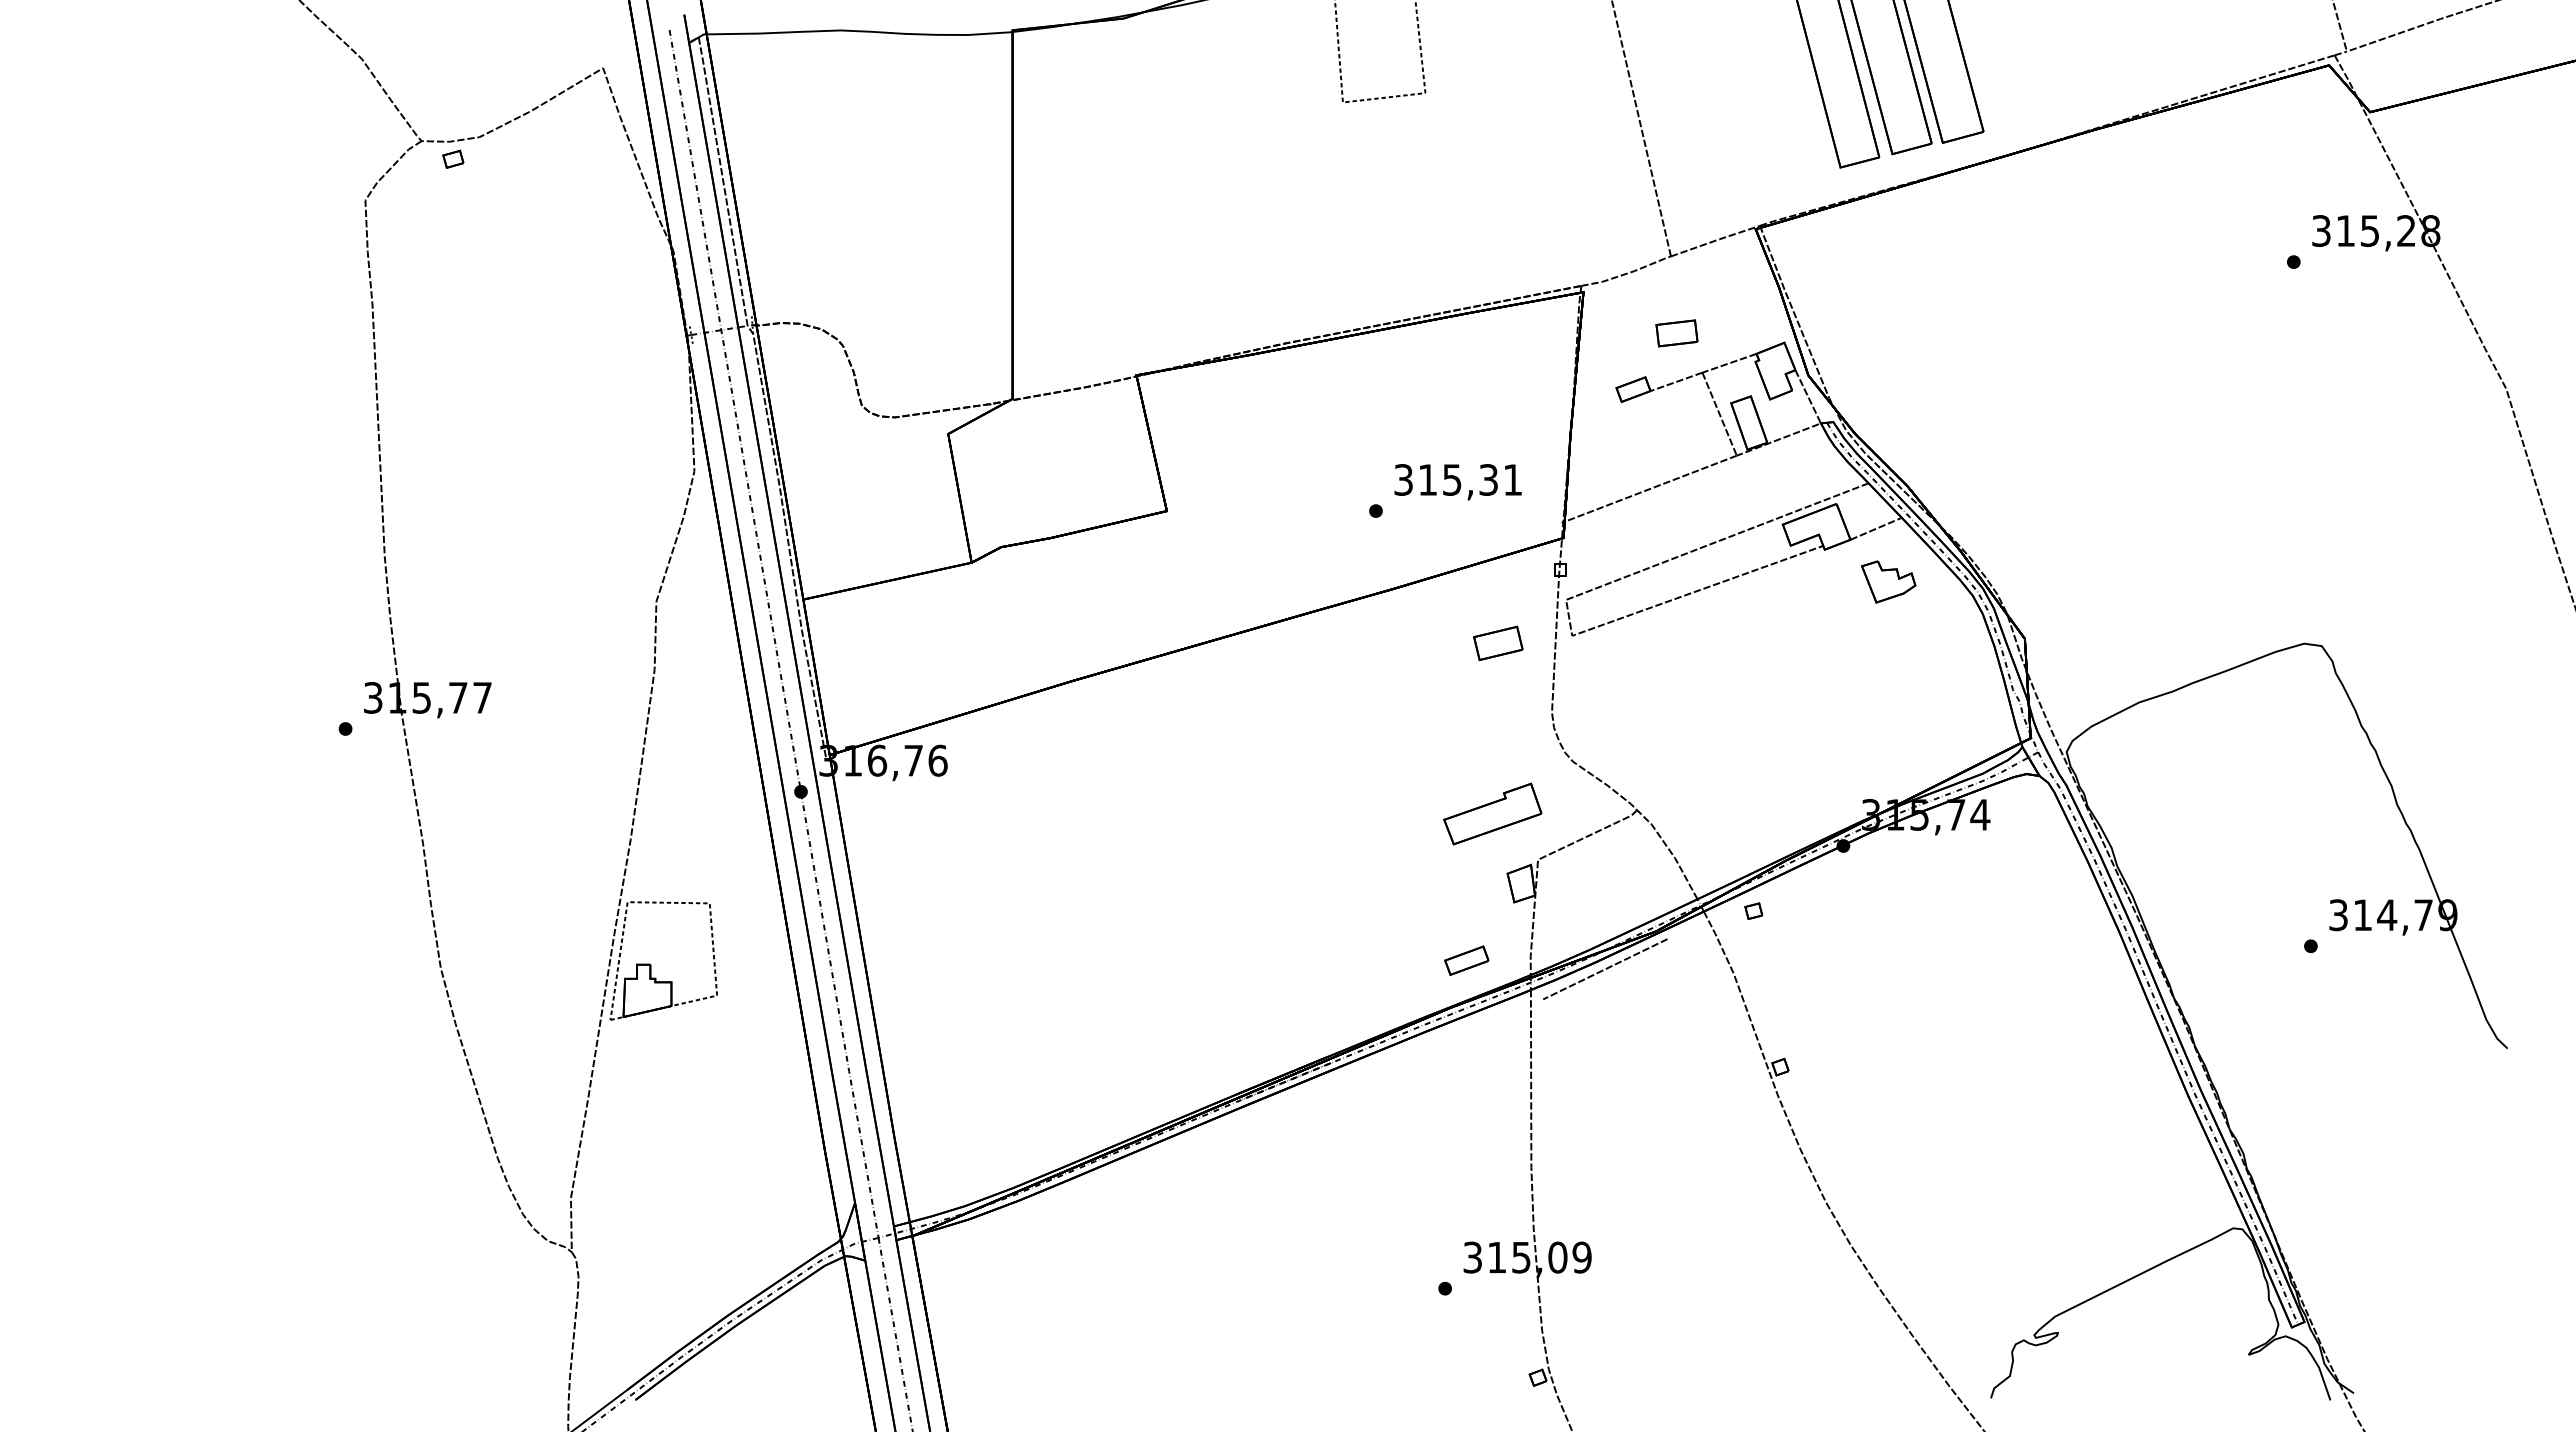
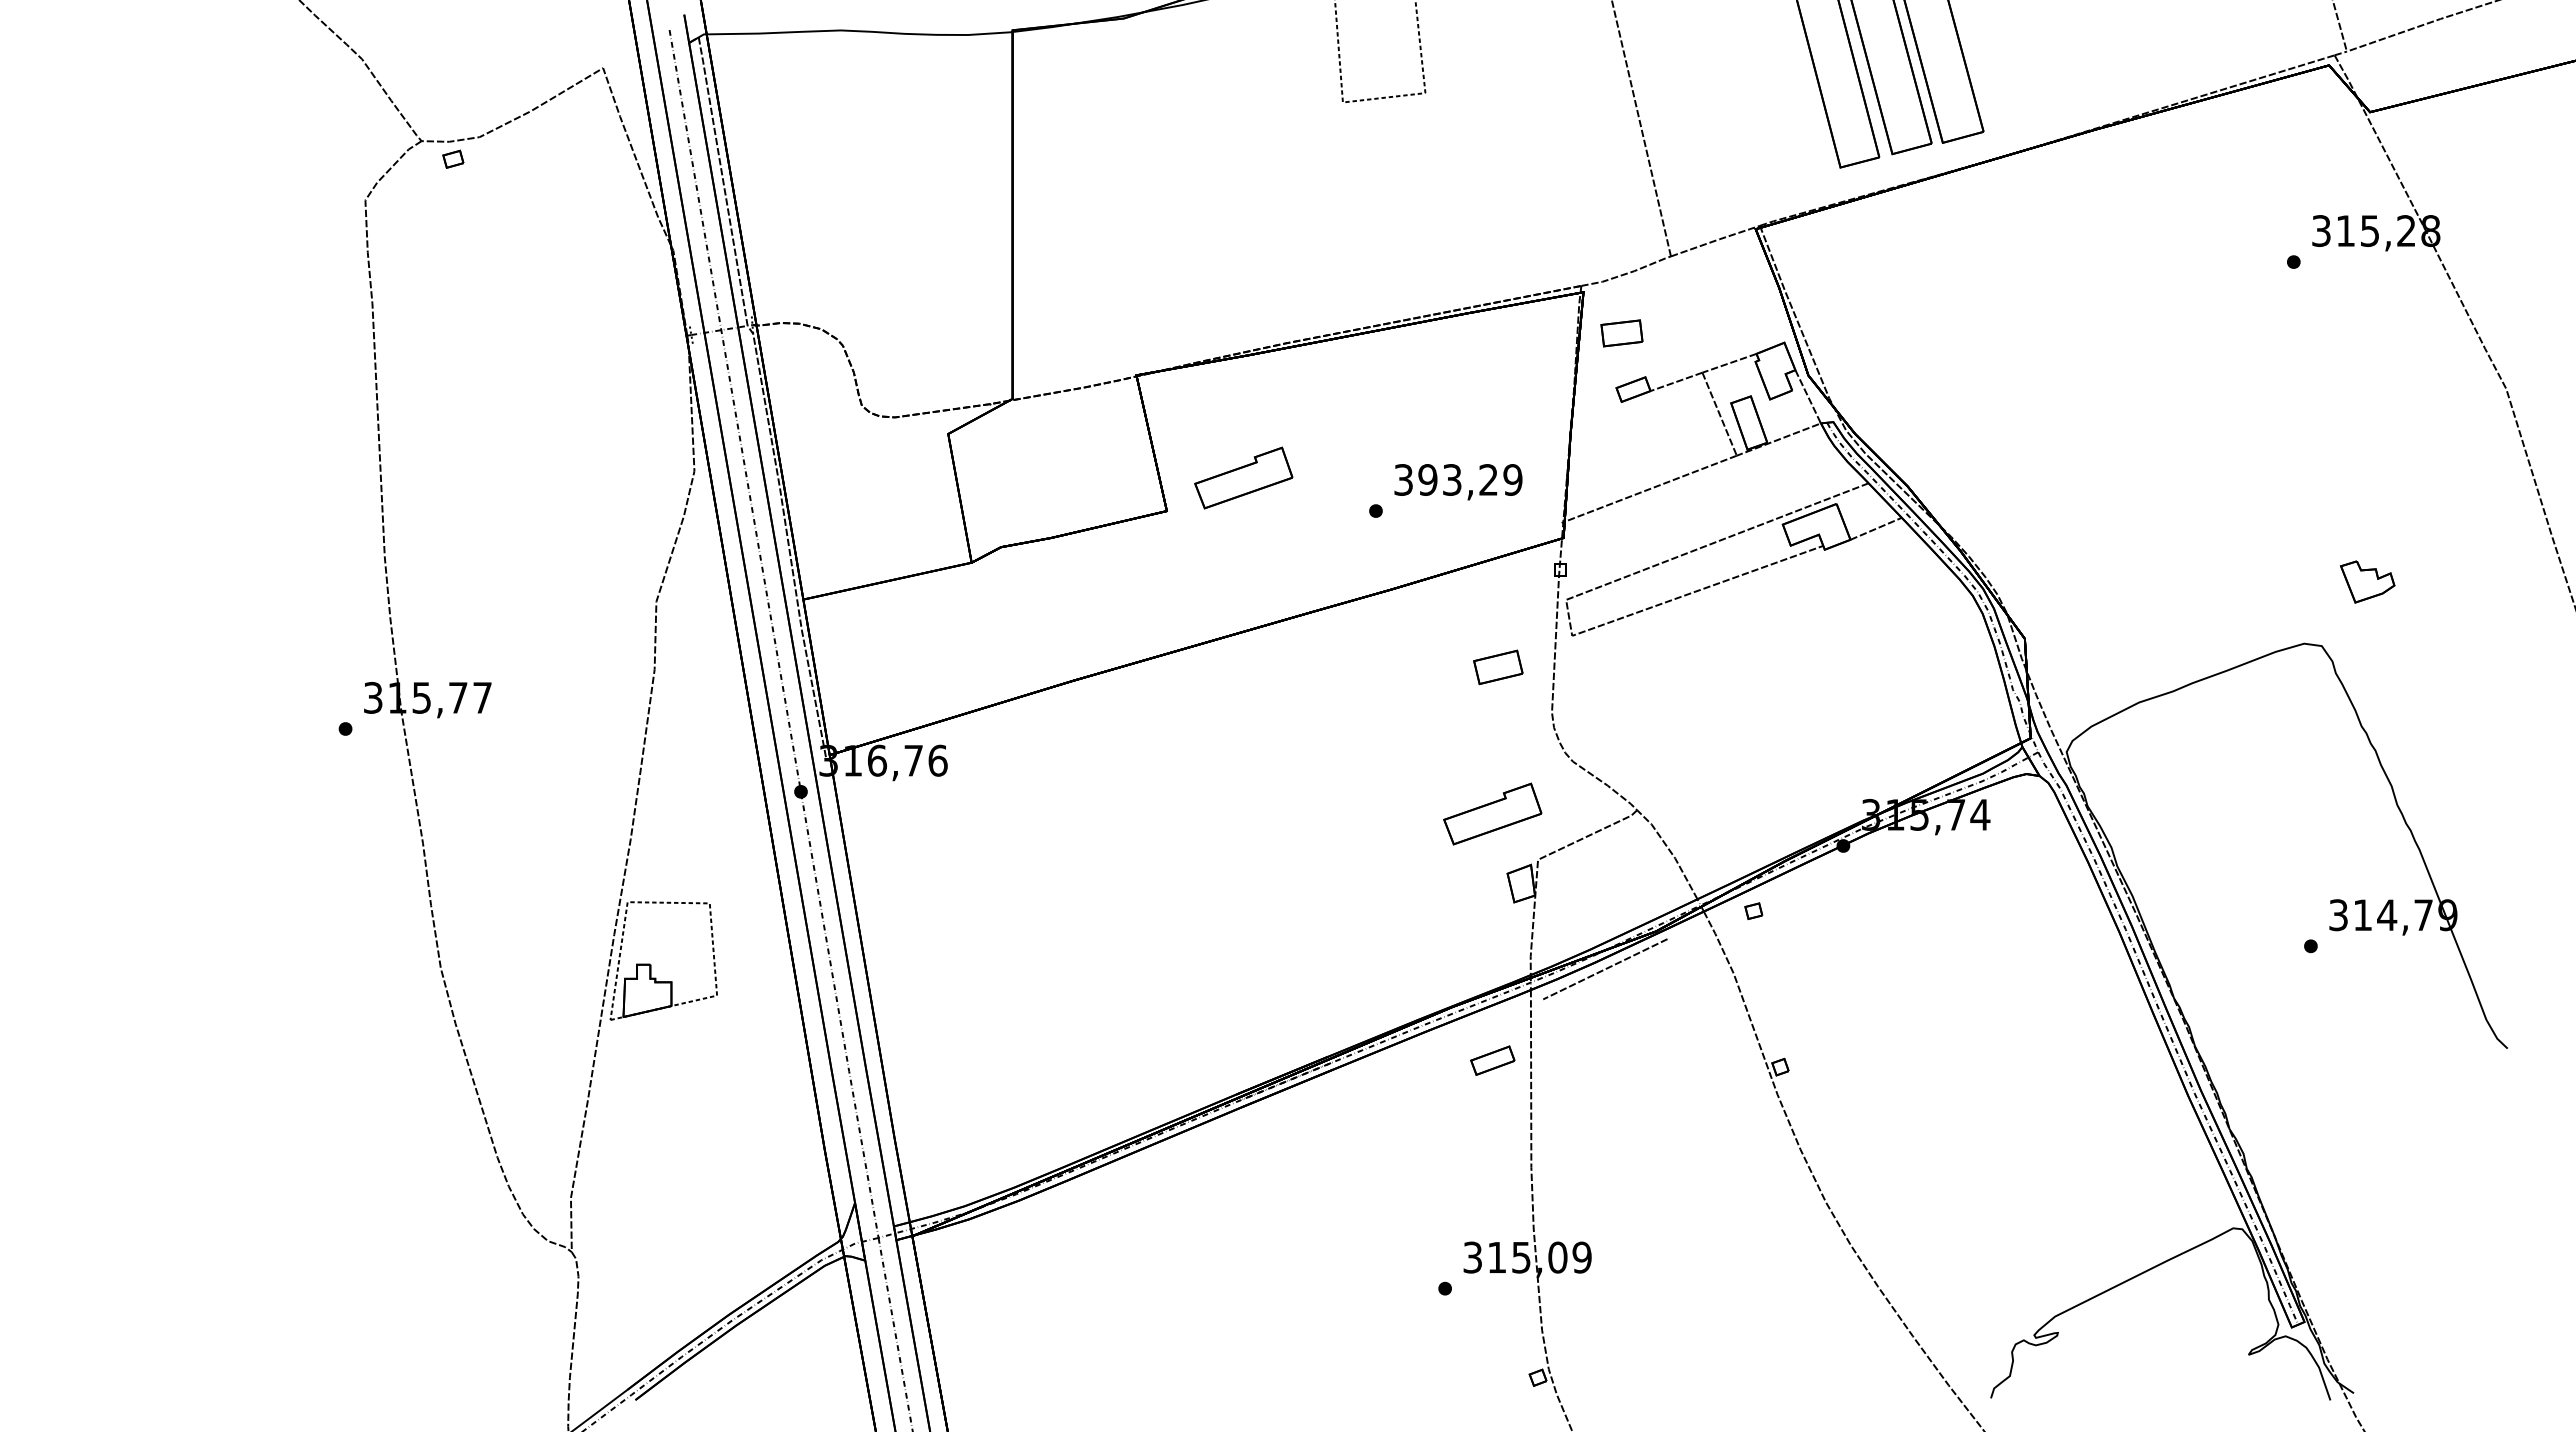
part position: (1676, 333) -> (1621, 333) (1621, 333)
part: none -> present (1243, 477)
text: 315,31 -> 393,29 (1470, 479)
part position: (1888, 581) -> (2367, 581) (2367, 581)
part position: (1498, 643) -> (1498, 667) (1498, 667)
part position: (1466, 960) -> (1492, 1060) (1492, 1060)
